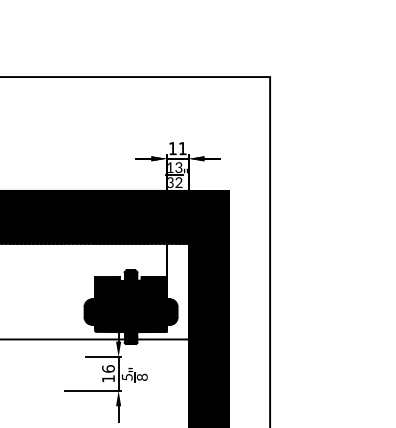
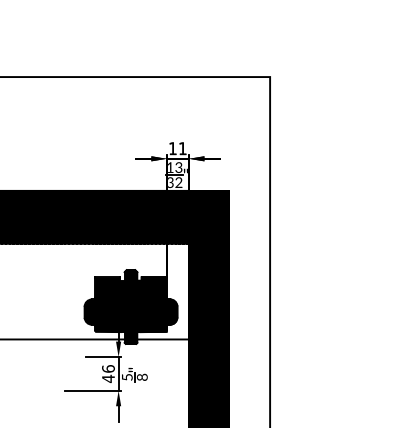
text: 16 -> 46 (108, 378)
